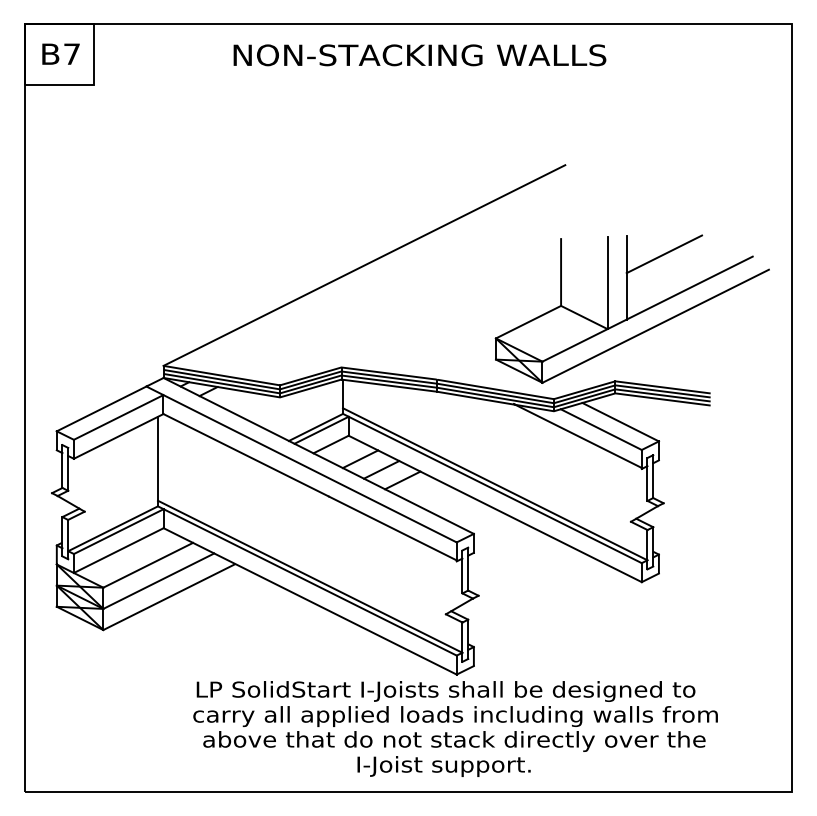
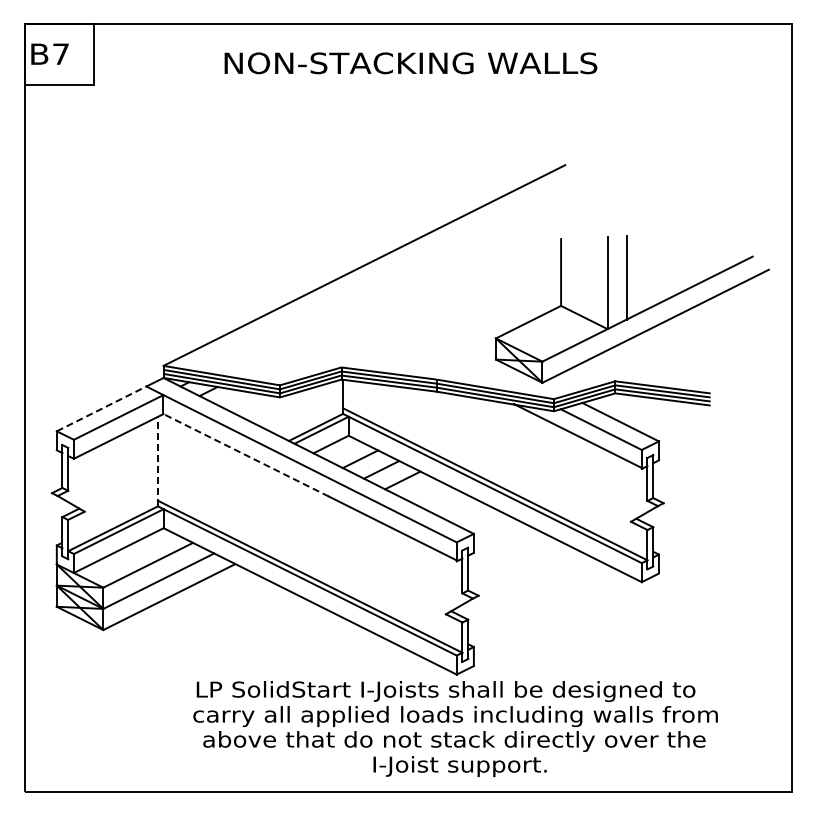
text position: (60, 53) -> (49, 53) (49, 53)
text position: (419, 55) -> (410, 63) (410, 63)
line: present -> none (664, 254)
line: solid -> dashed (102, 408)
line: solid -> dashed (245, 455)
line: solid -> dashed (157, 461)
text position: (443, 766) -> (459, 766) (459, 766)
